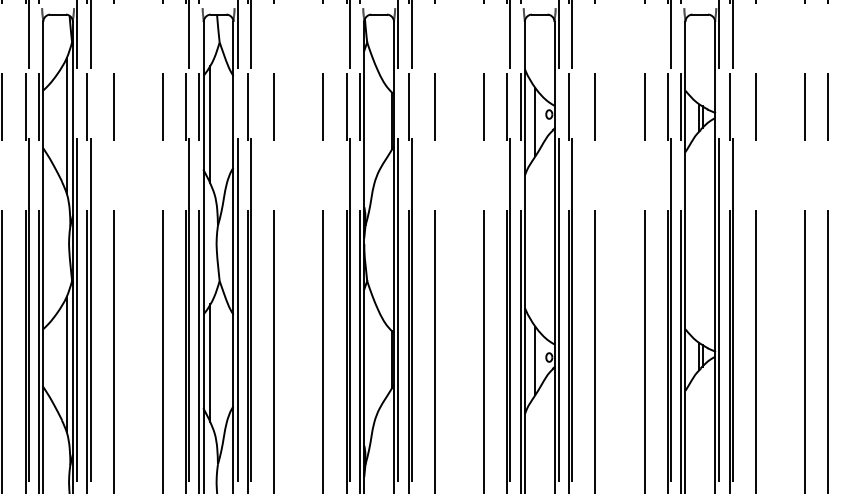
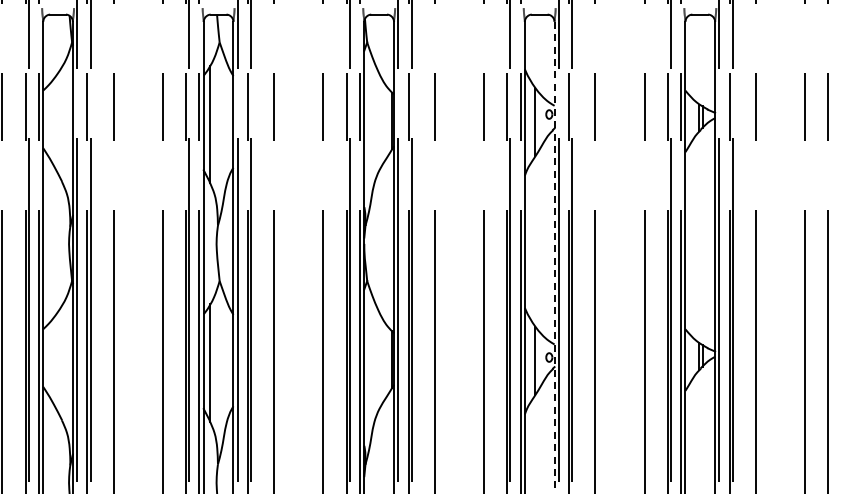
line: present -> none (66, 125)
line: solid -> dashed (554, 257)
line: present -> none (66, 364)
